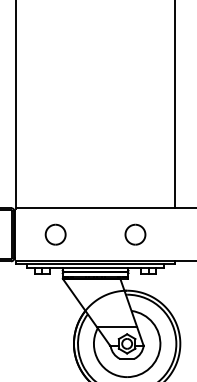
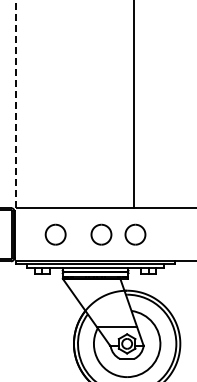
line: solid -> dashed (15, 104)
line position: (175, 105) -> (134, 105) (134, 105)
part: none -> present (101, 234)
